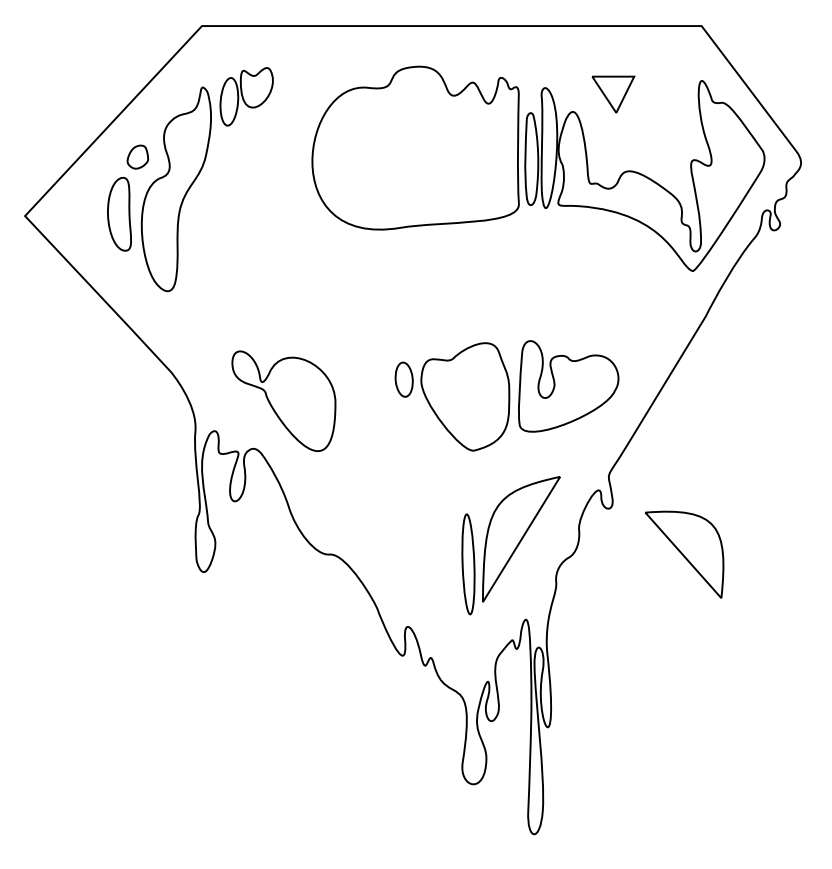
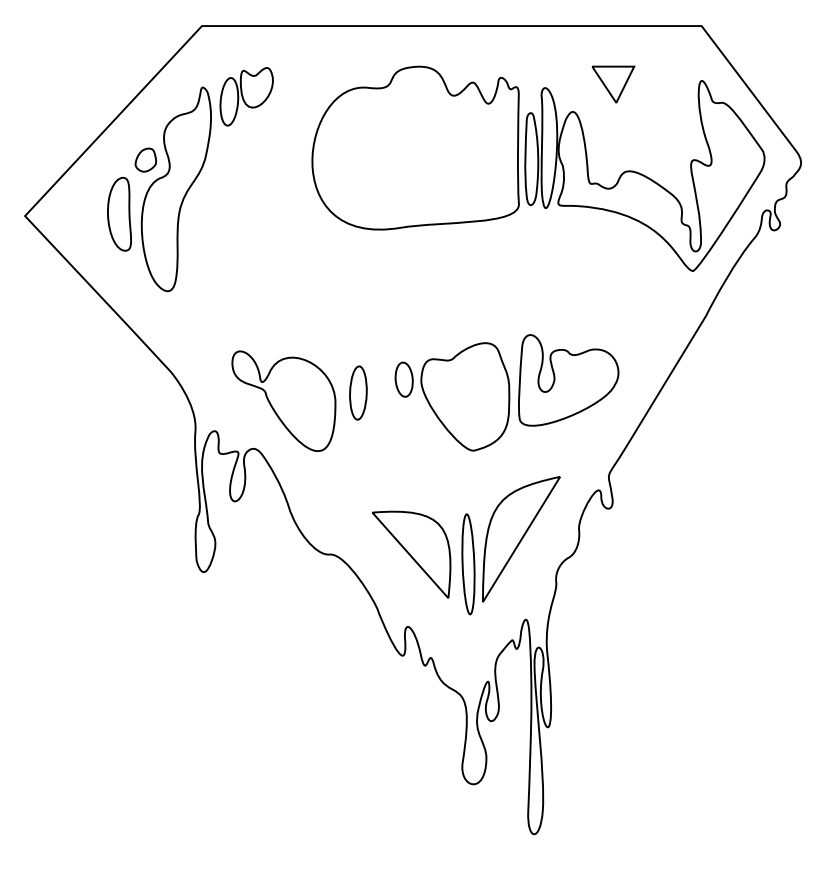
part position: (613, 94) -> (613, 84) (613, 84)
part position: (137, 156) -> (145, 159) (145, 159)
part position: (568, 386) -> (568, 380) (568, 380)
part: none -> present (358, 392)
part position: (684, 554) -> (411, 554) (411, 554)
